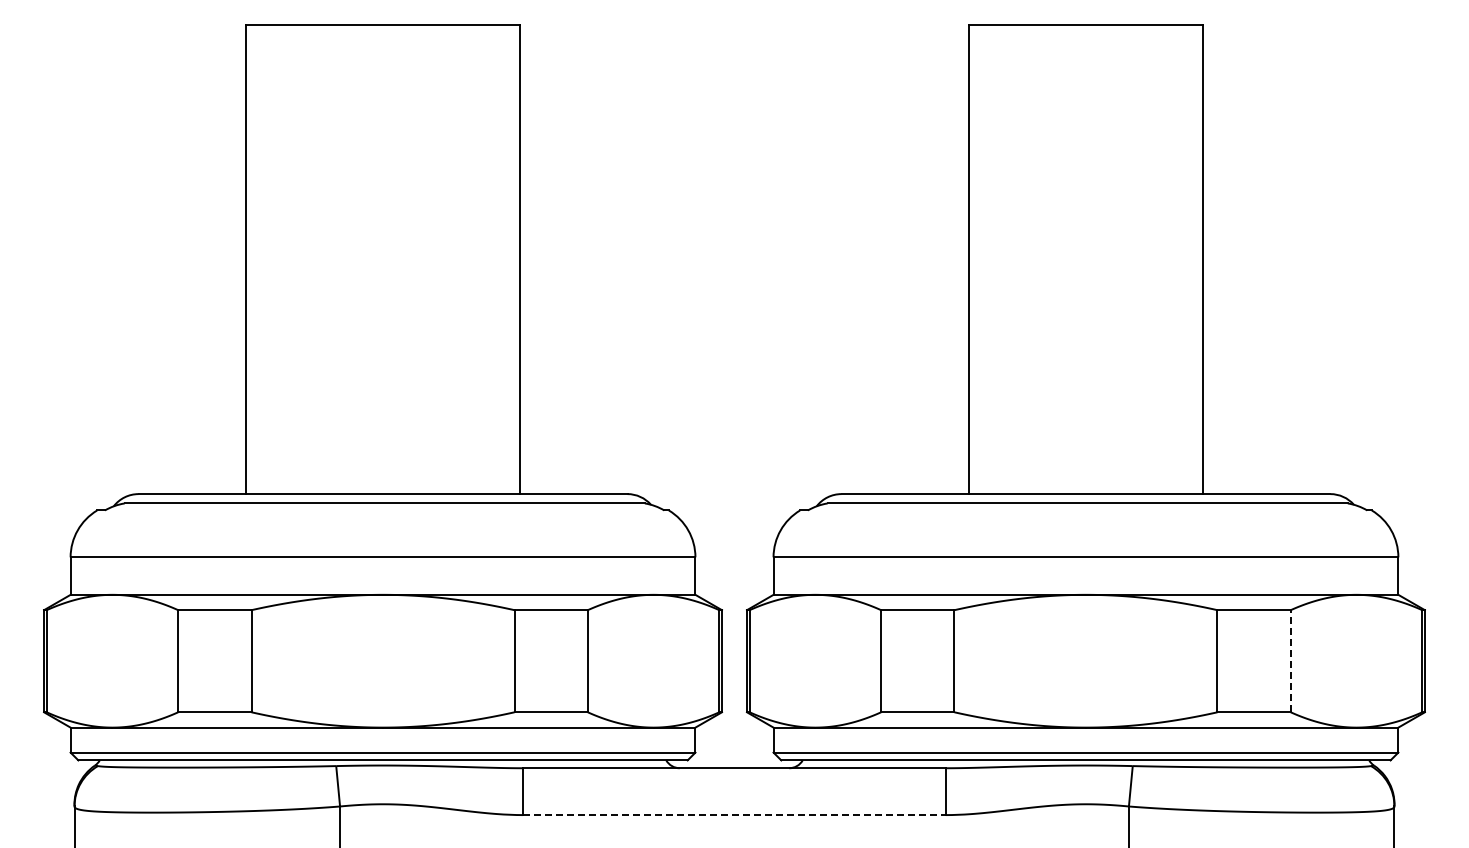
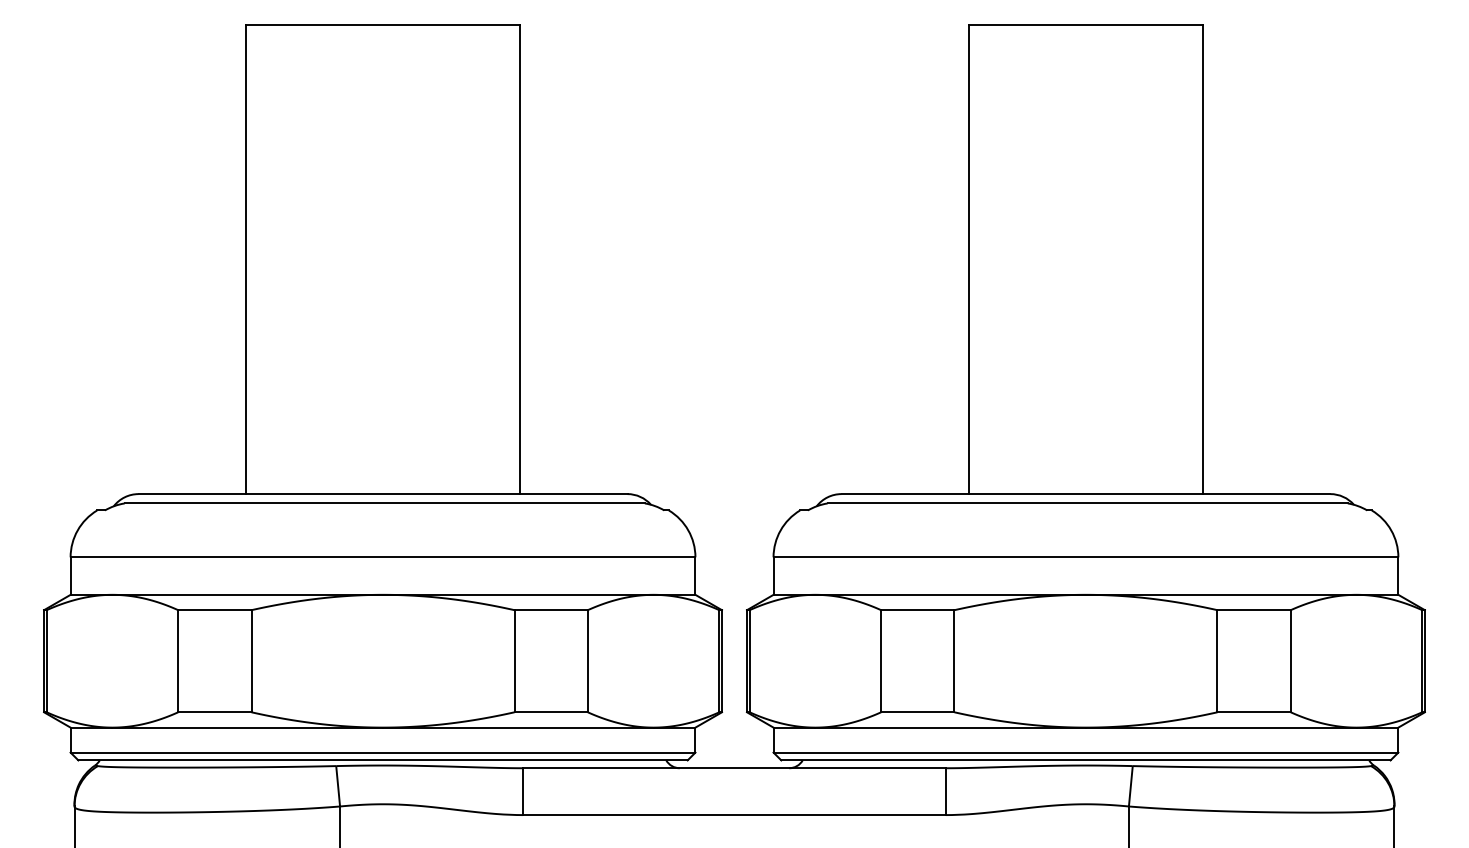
line: dashed -> solid (1290, 660)
line: dashed -> solid (734, 815)
